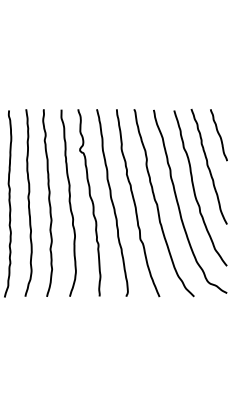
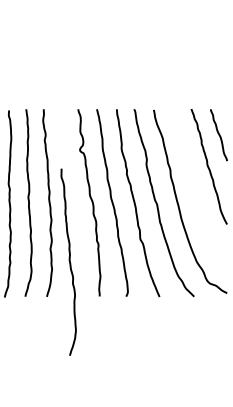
curve: present -> none (195, 191)
curve position: (68, 201) -> (68, 260) (68, 260)
